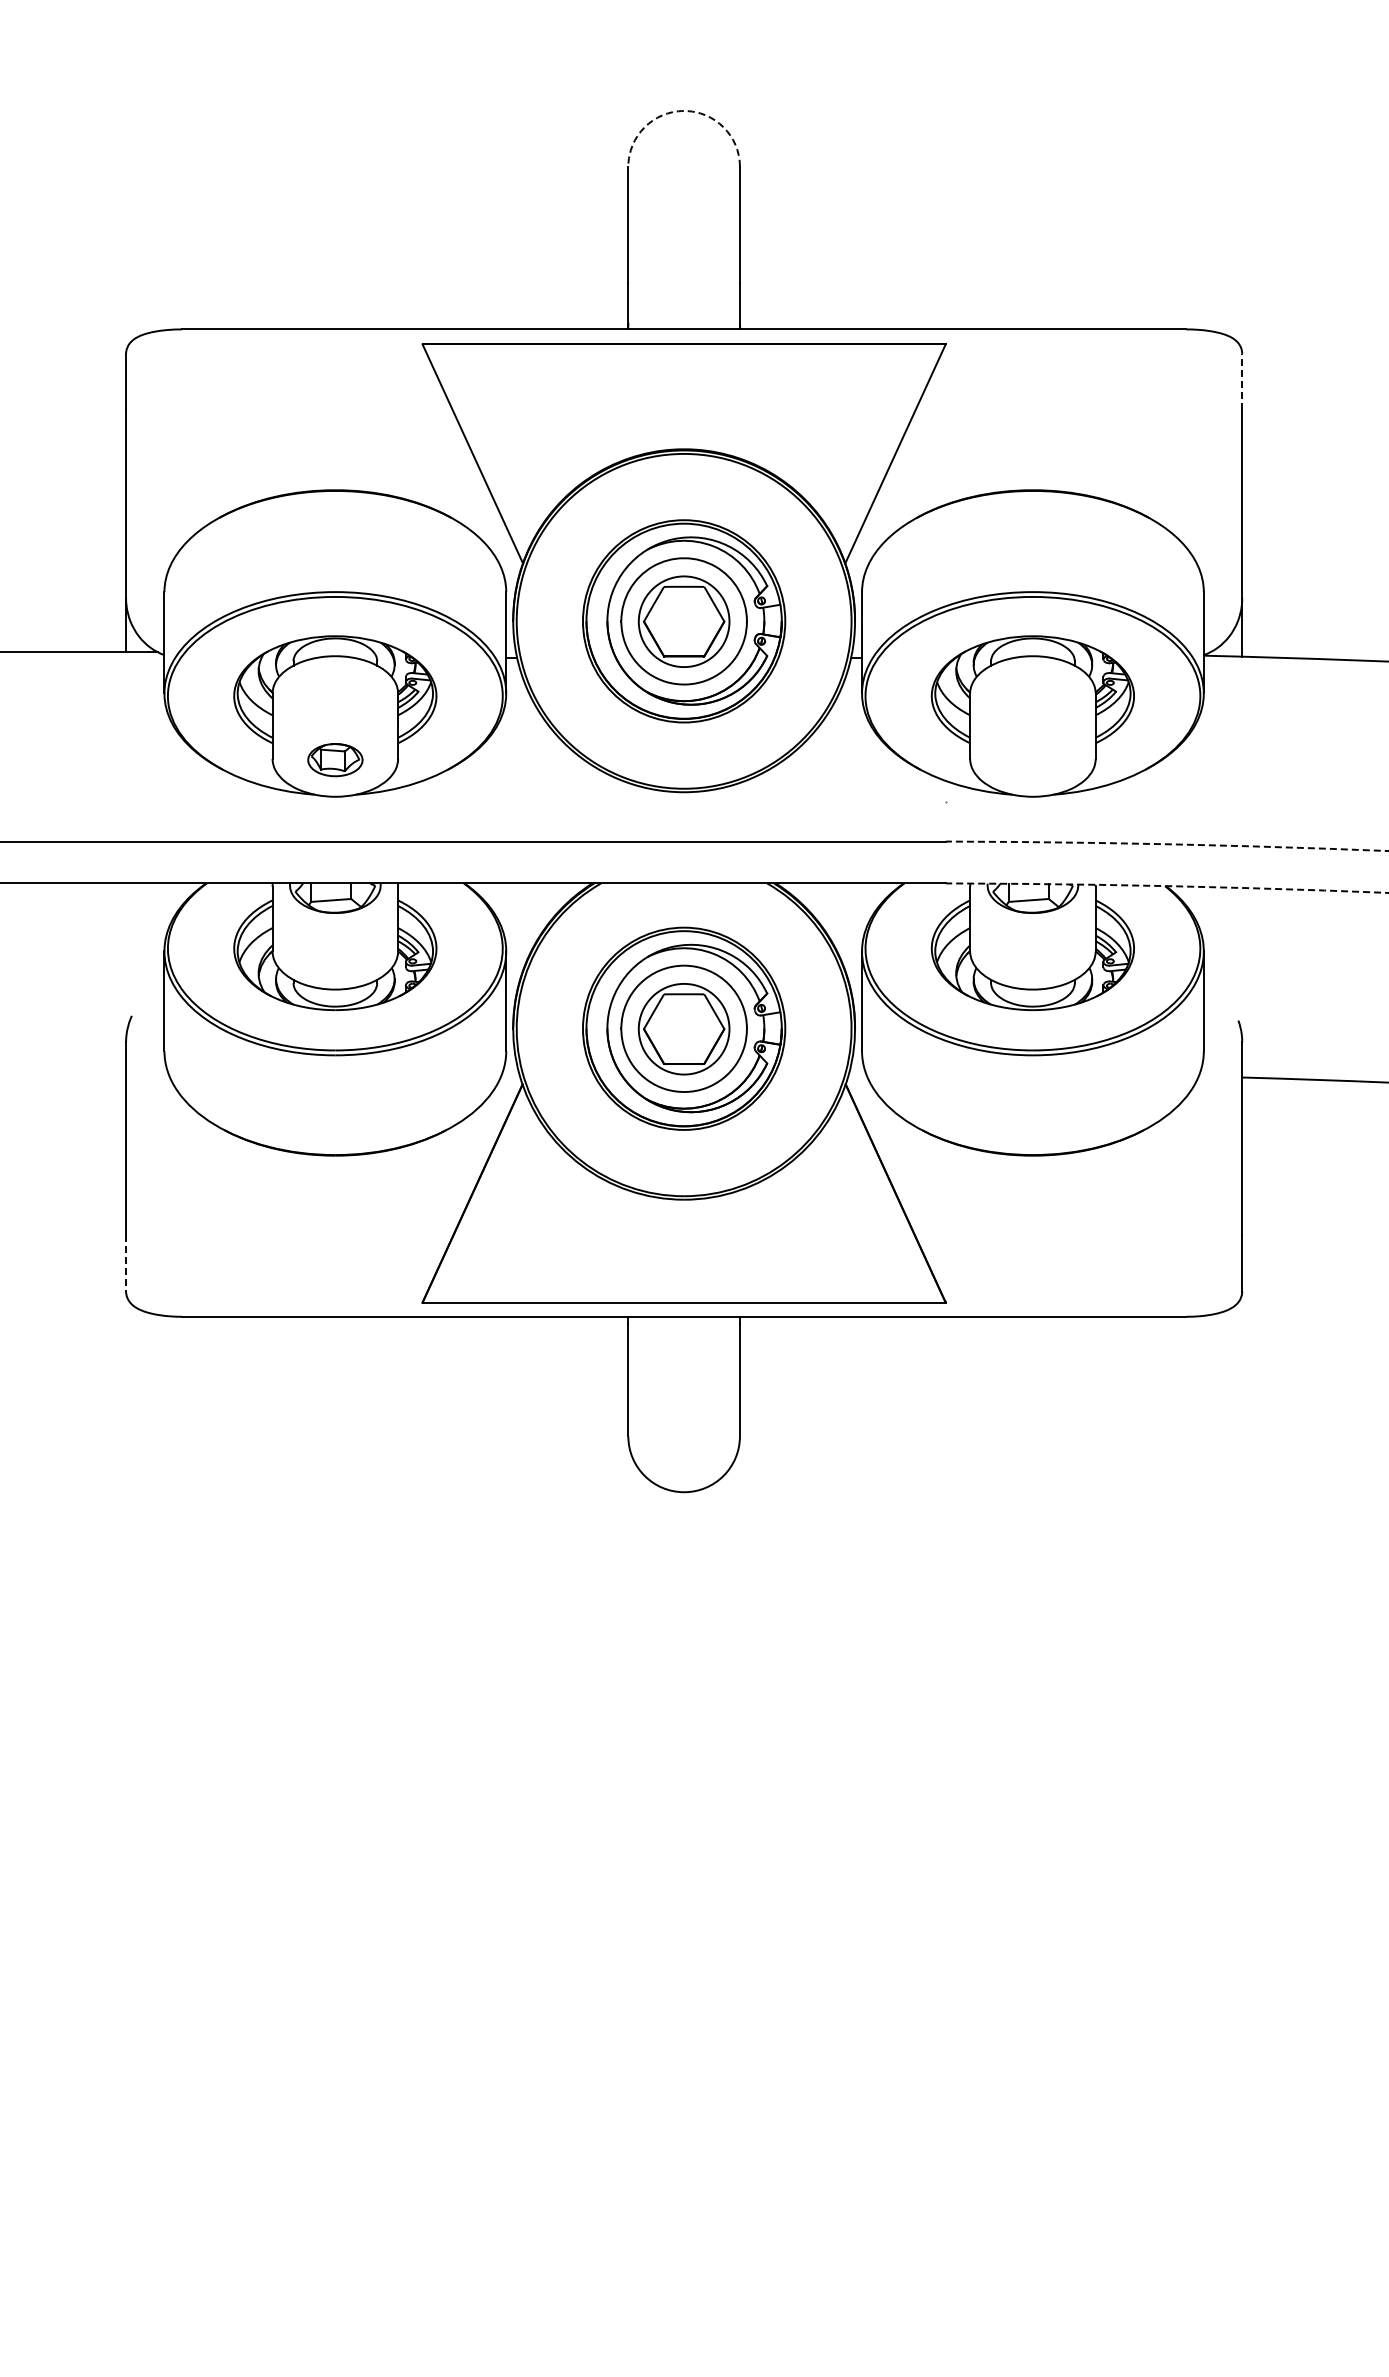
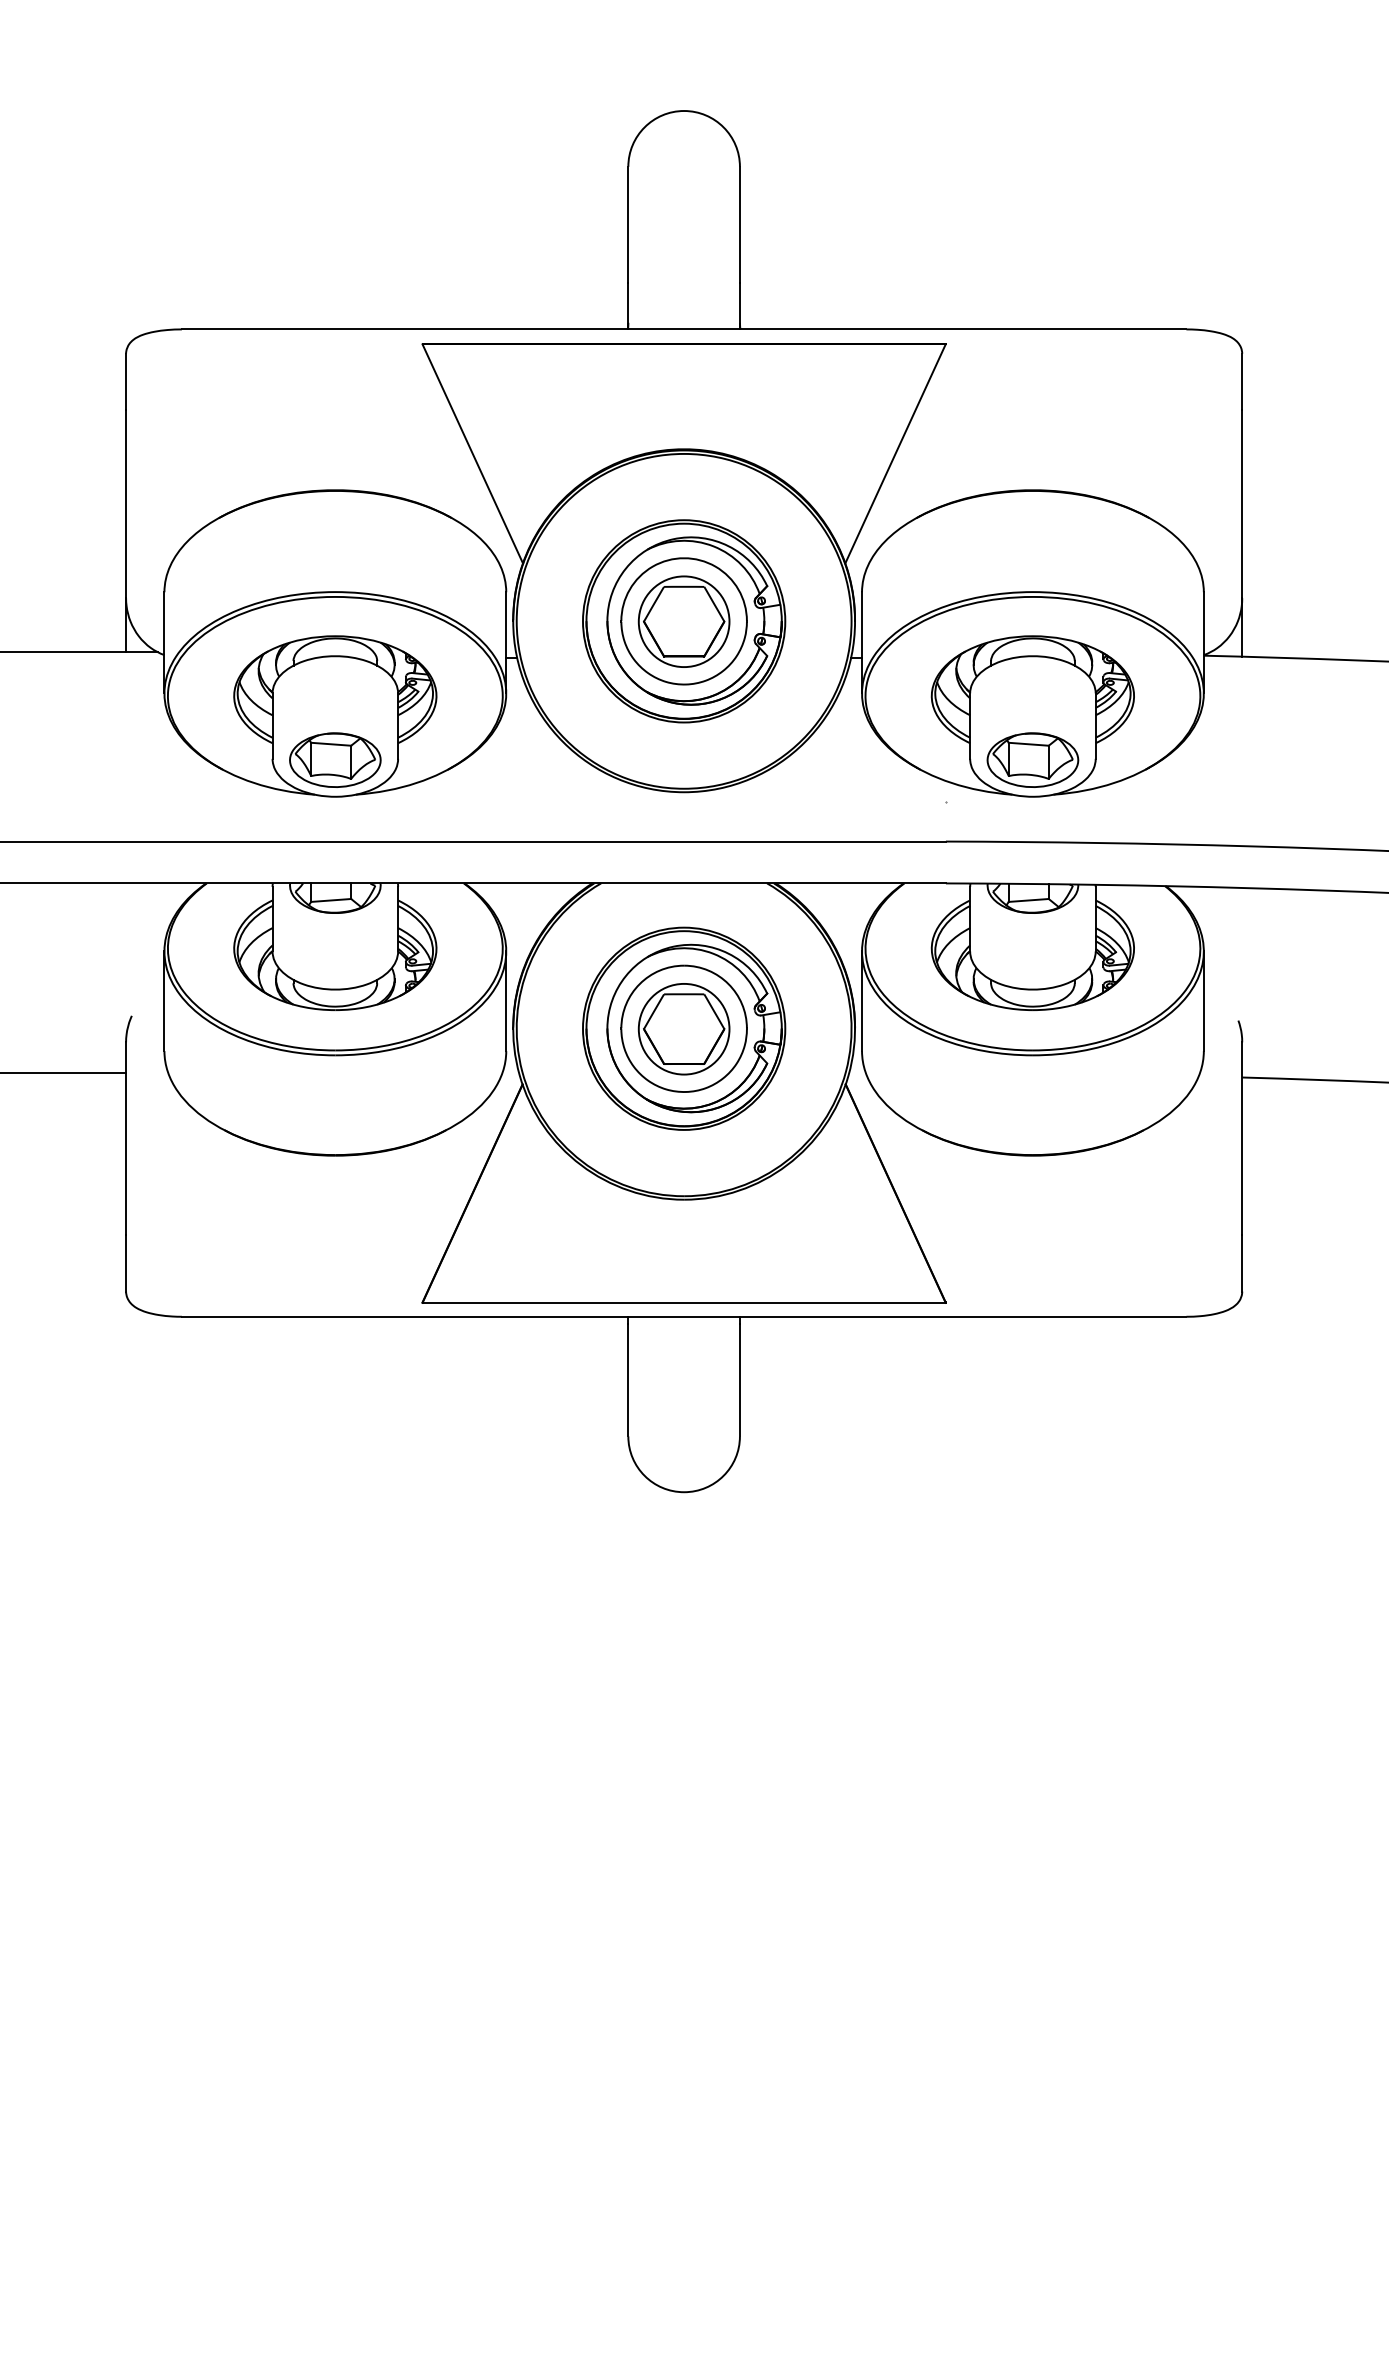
arc: dashed -> solid (684, 111)
line: dashed -> solid (1242, 381)
part: none -> present (1032, 759)
part size: 57x35 px -> 93x56 px (335, 759)
arc: dashed -> solid (1167, 844)
arc: dashed -> solid (1167, 886)
line: none -> present (64, 1072)
line: dashed -> solid (126, 1263)
